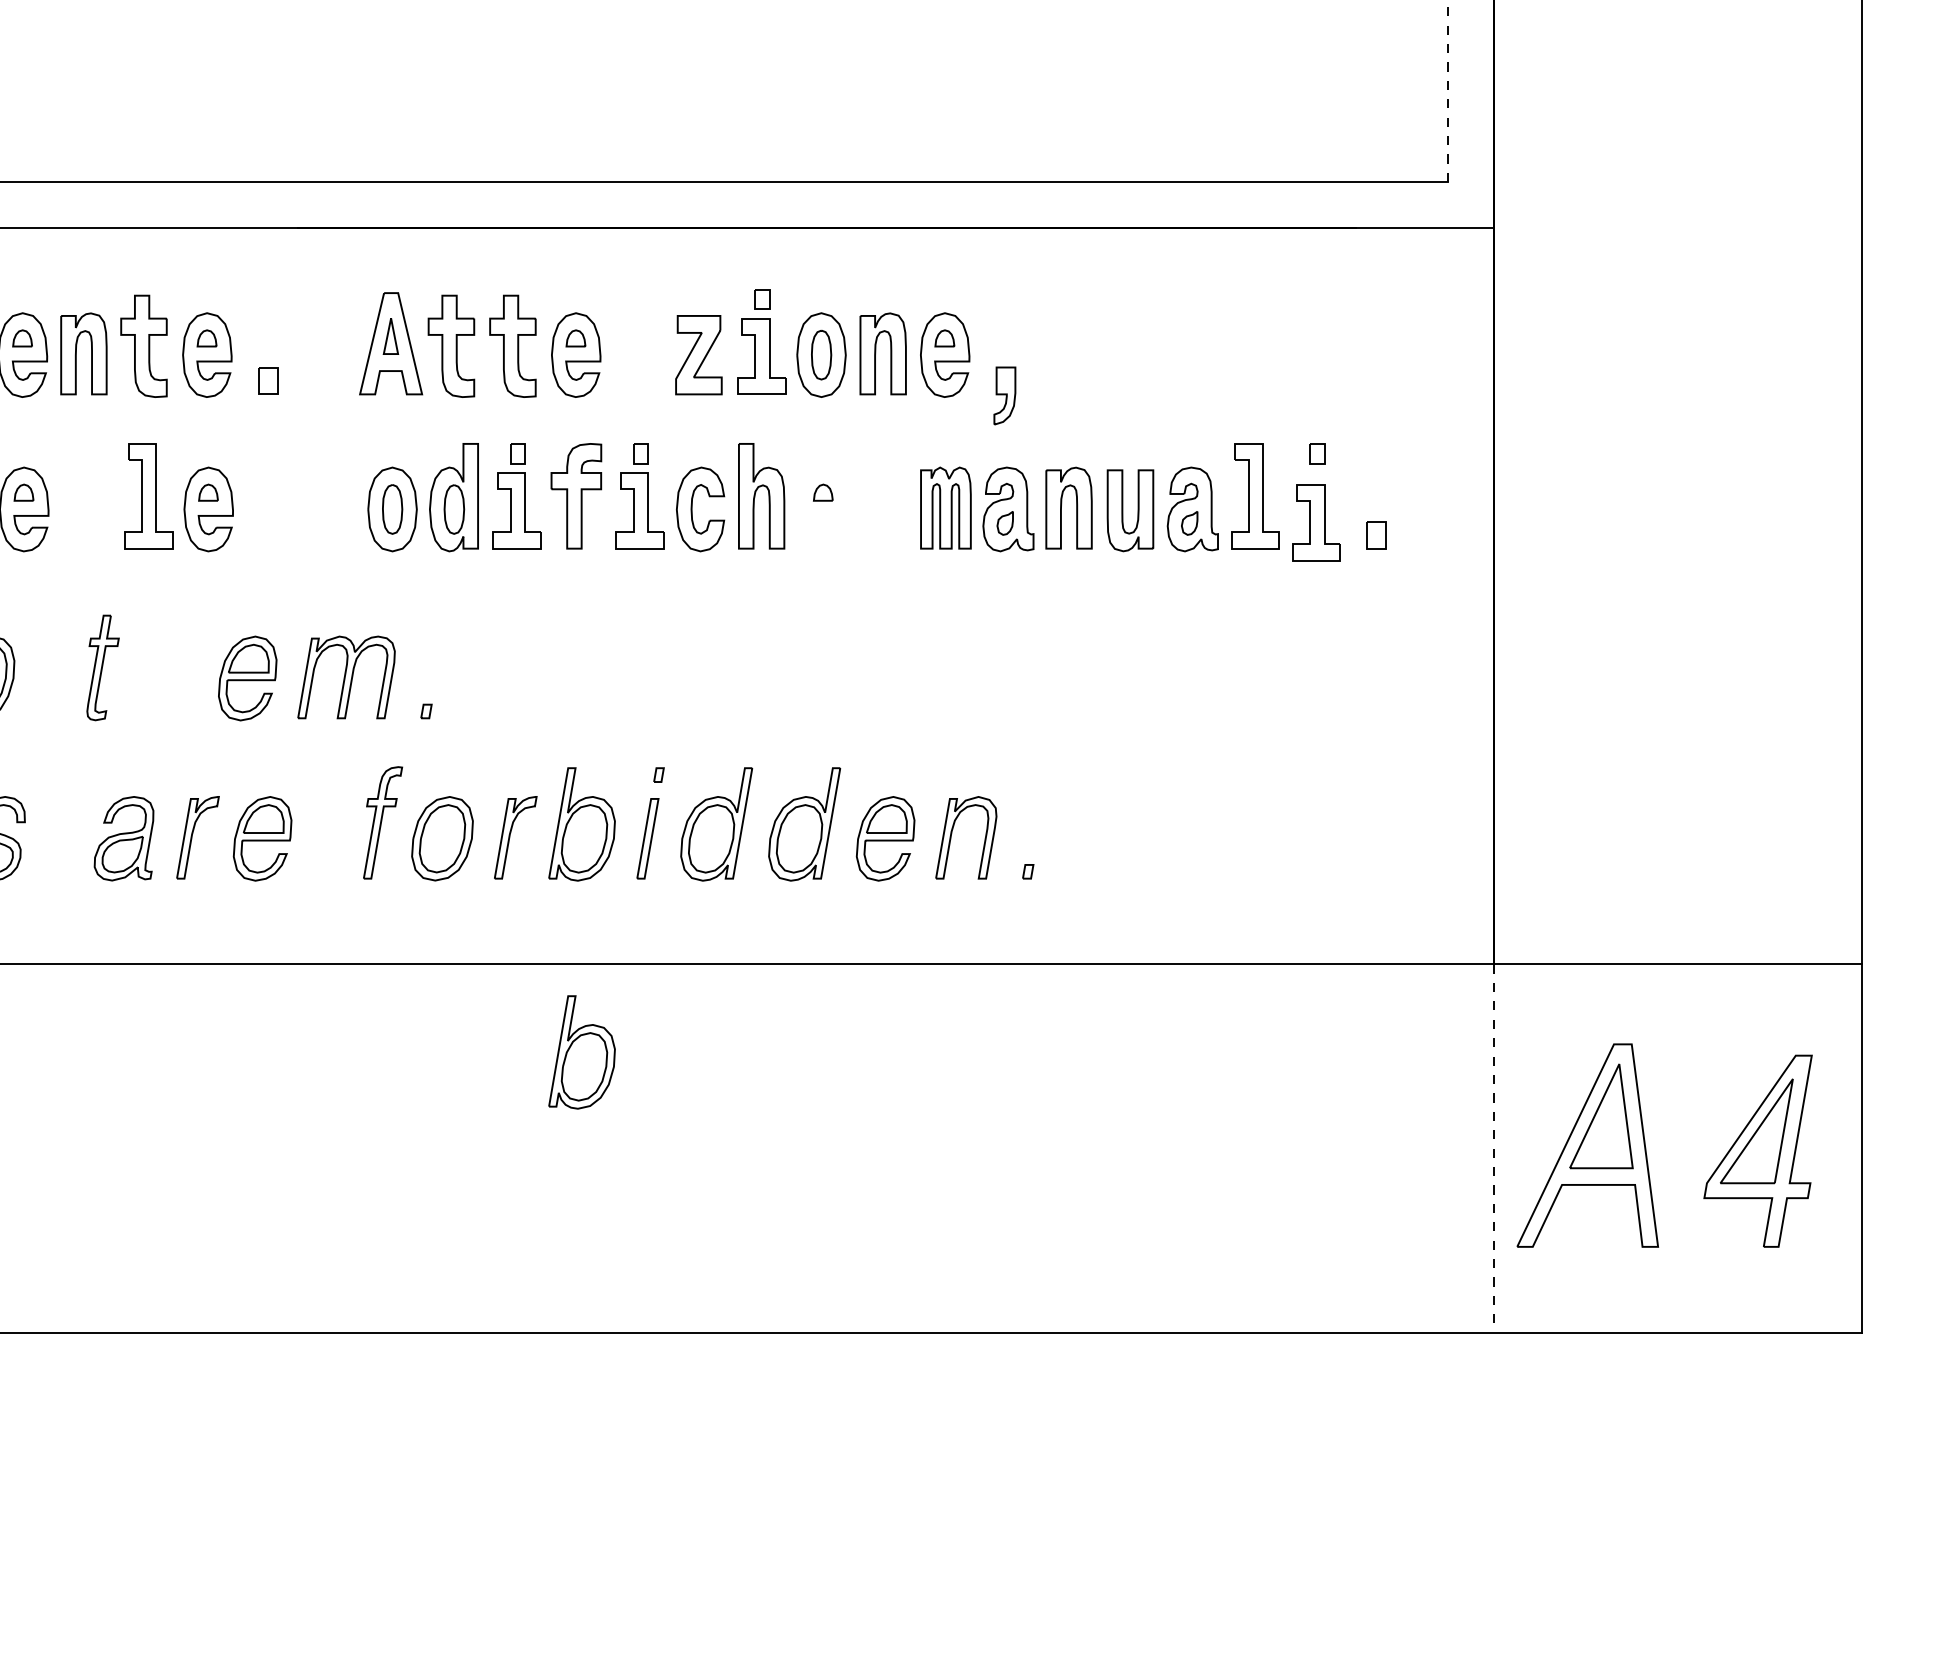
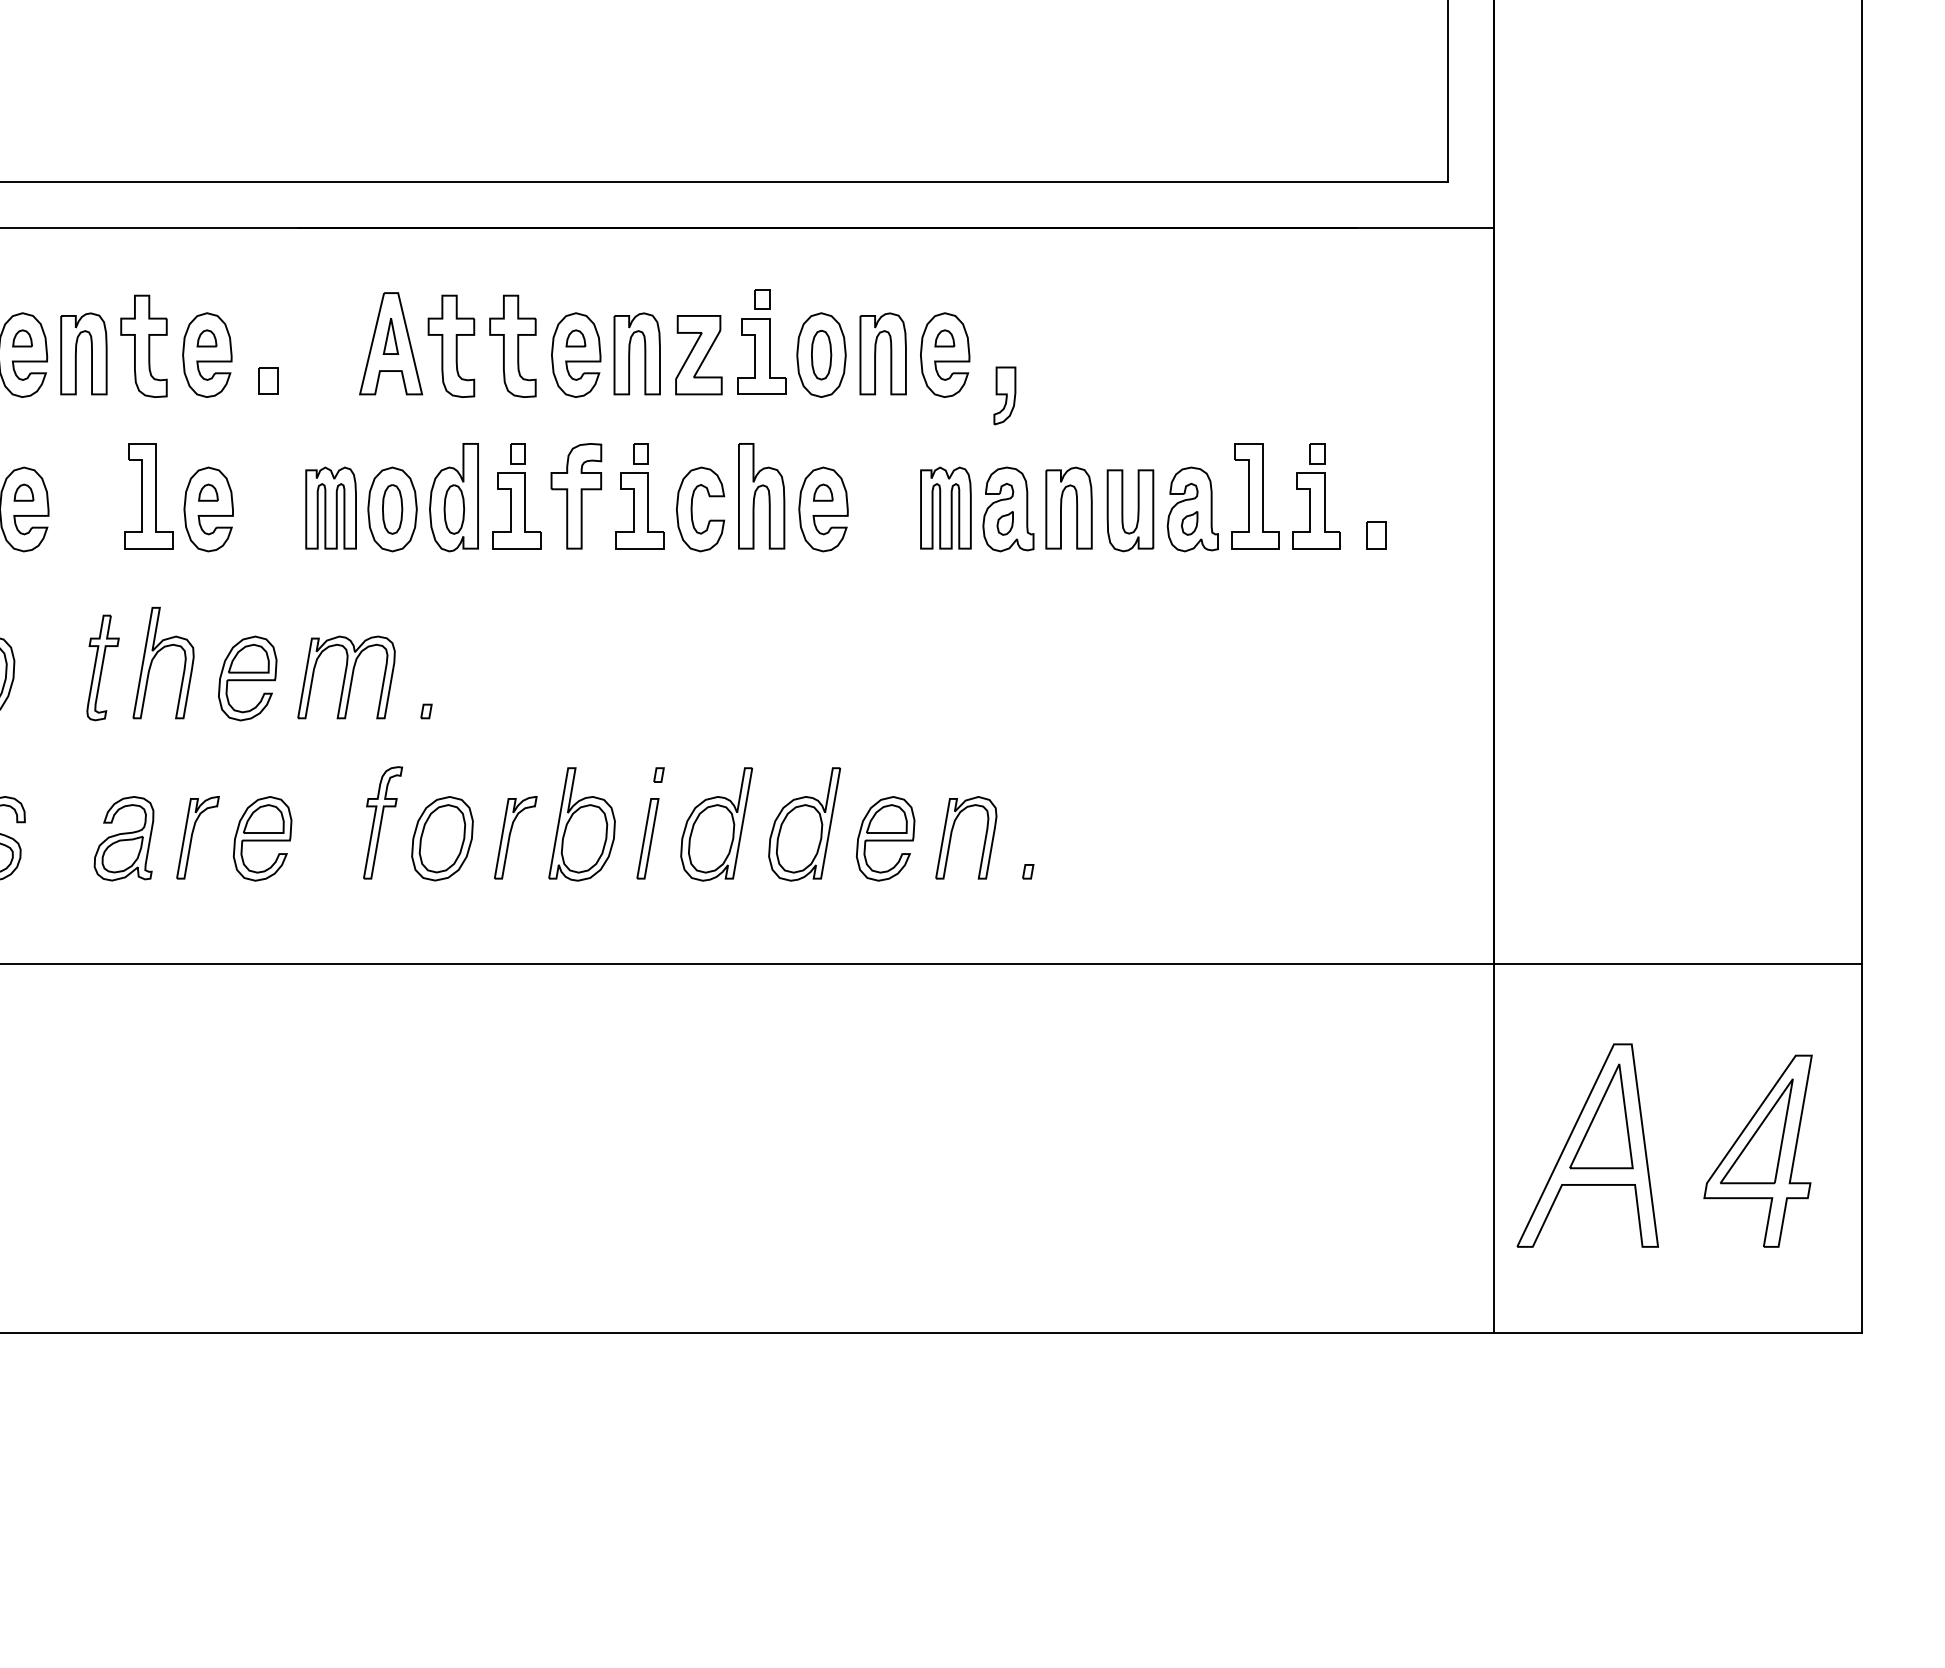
line: dashed -> solid (1448, 91)
part: none -> present (636, 353)
part: none -> present (330, 507)
part: none -> present (823, 509)
part position: (1316, 522) -> (1316, 510) (1316, 510)
part: none -> present (155, 657)
part: present -> none (581, 1052)
line: dashed -> solid (1494, 1149)
